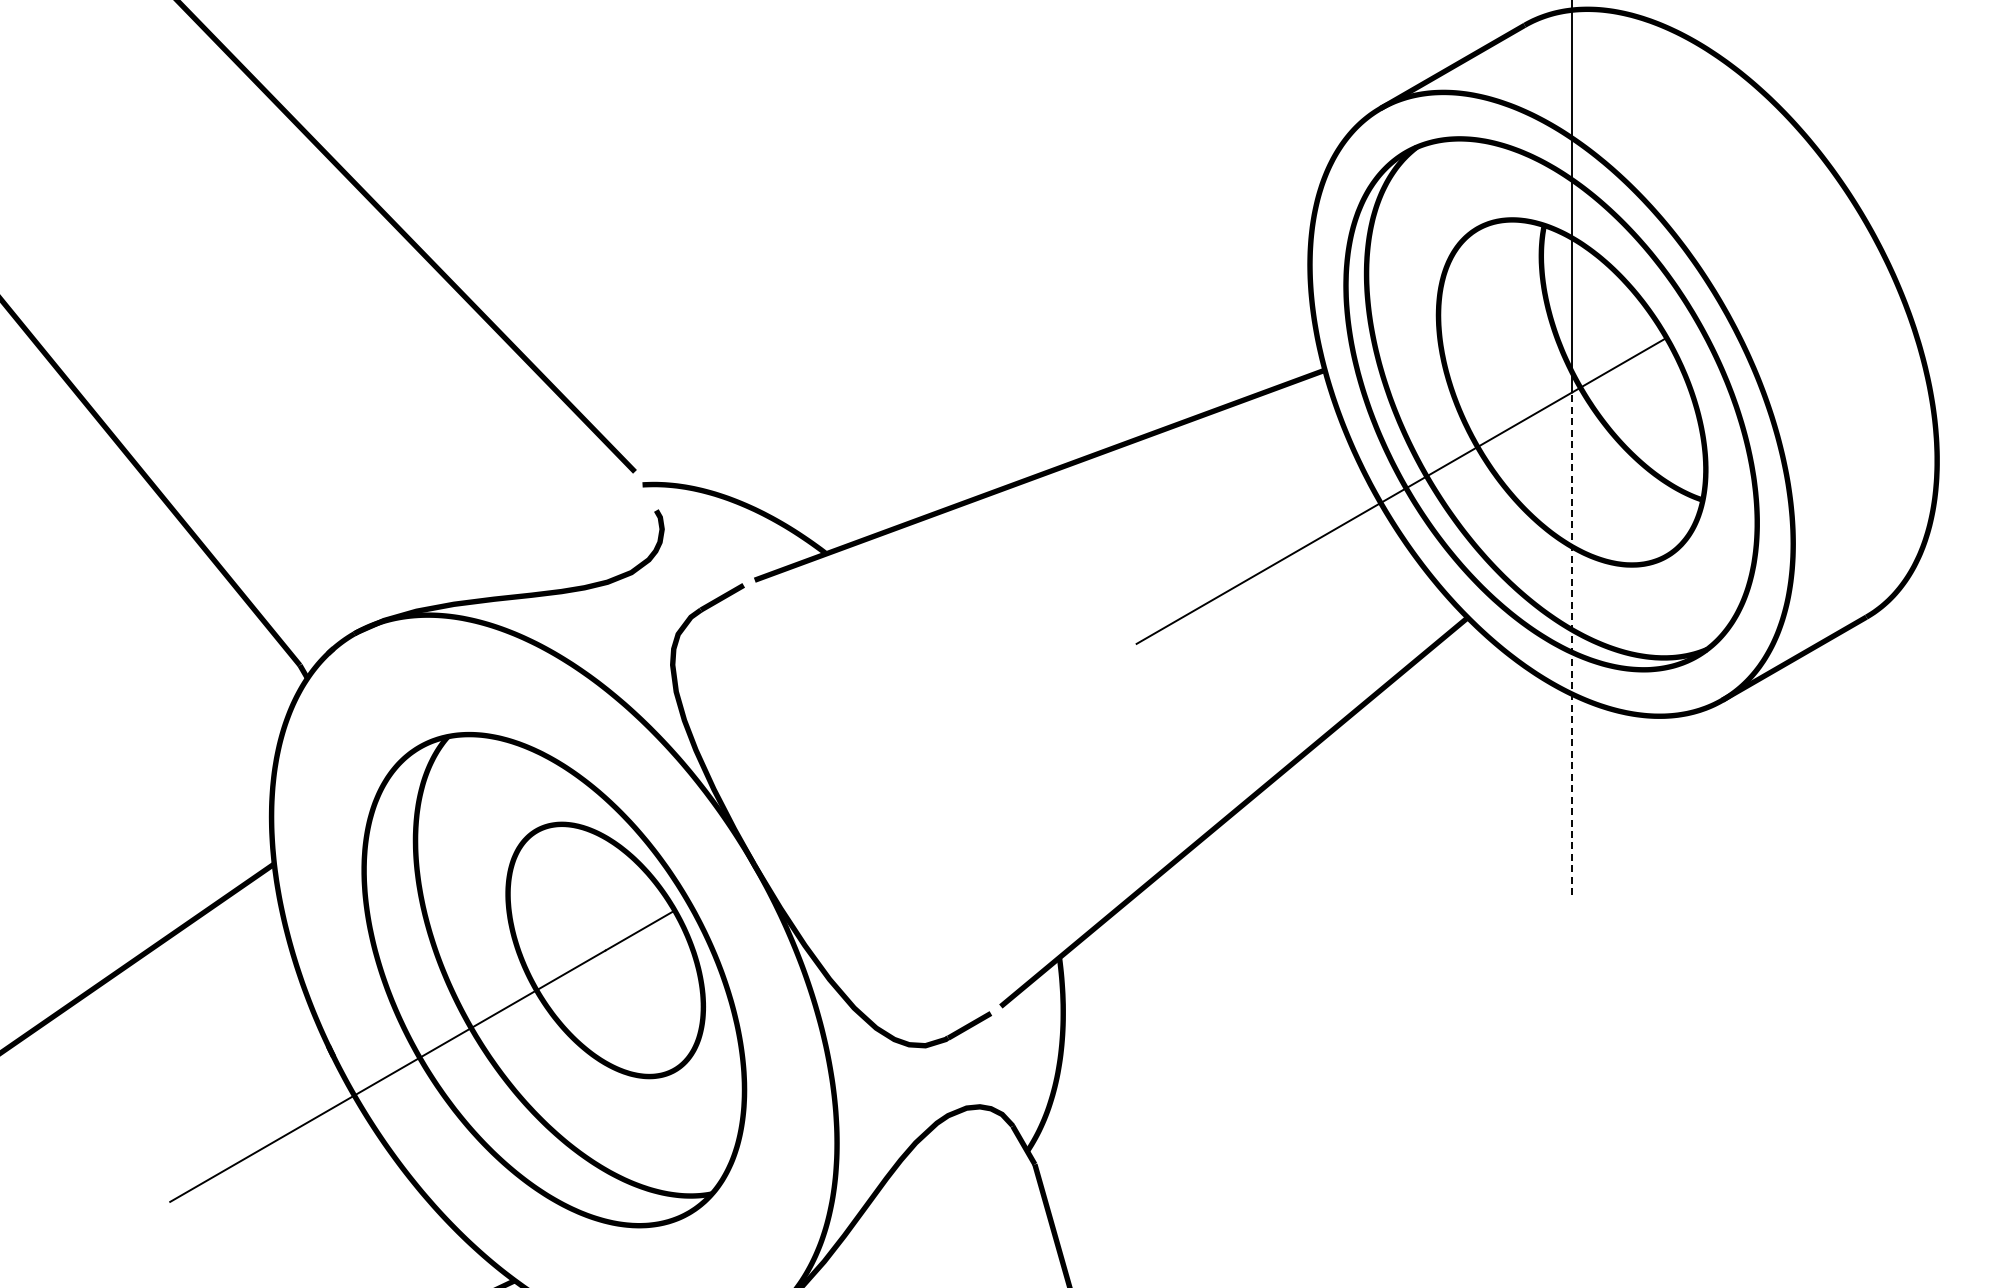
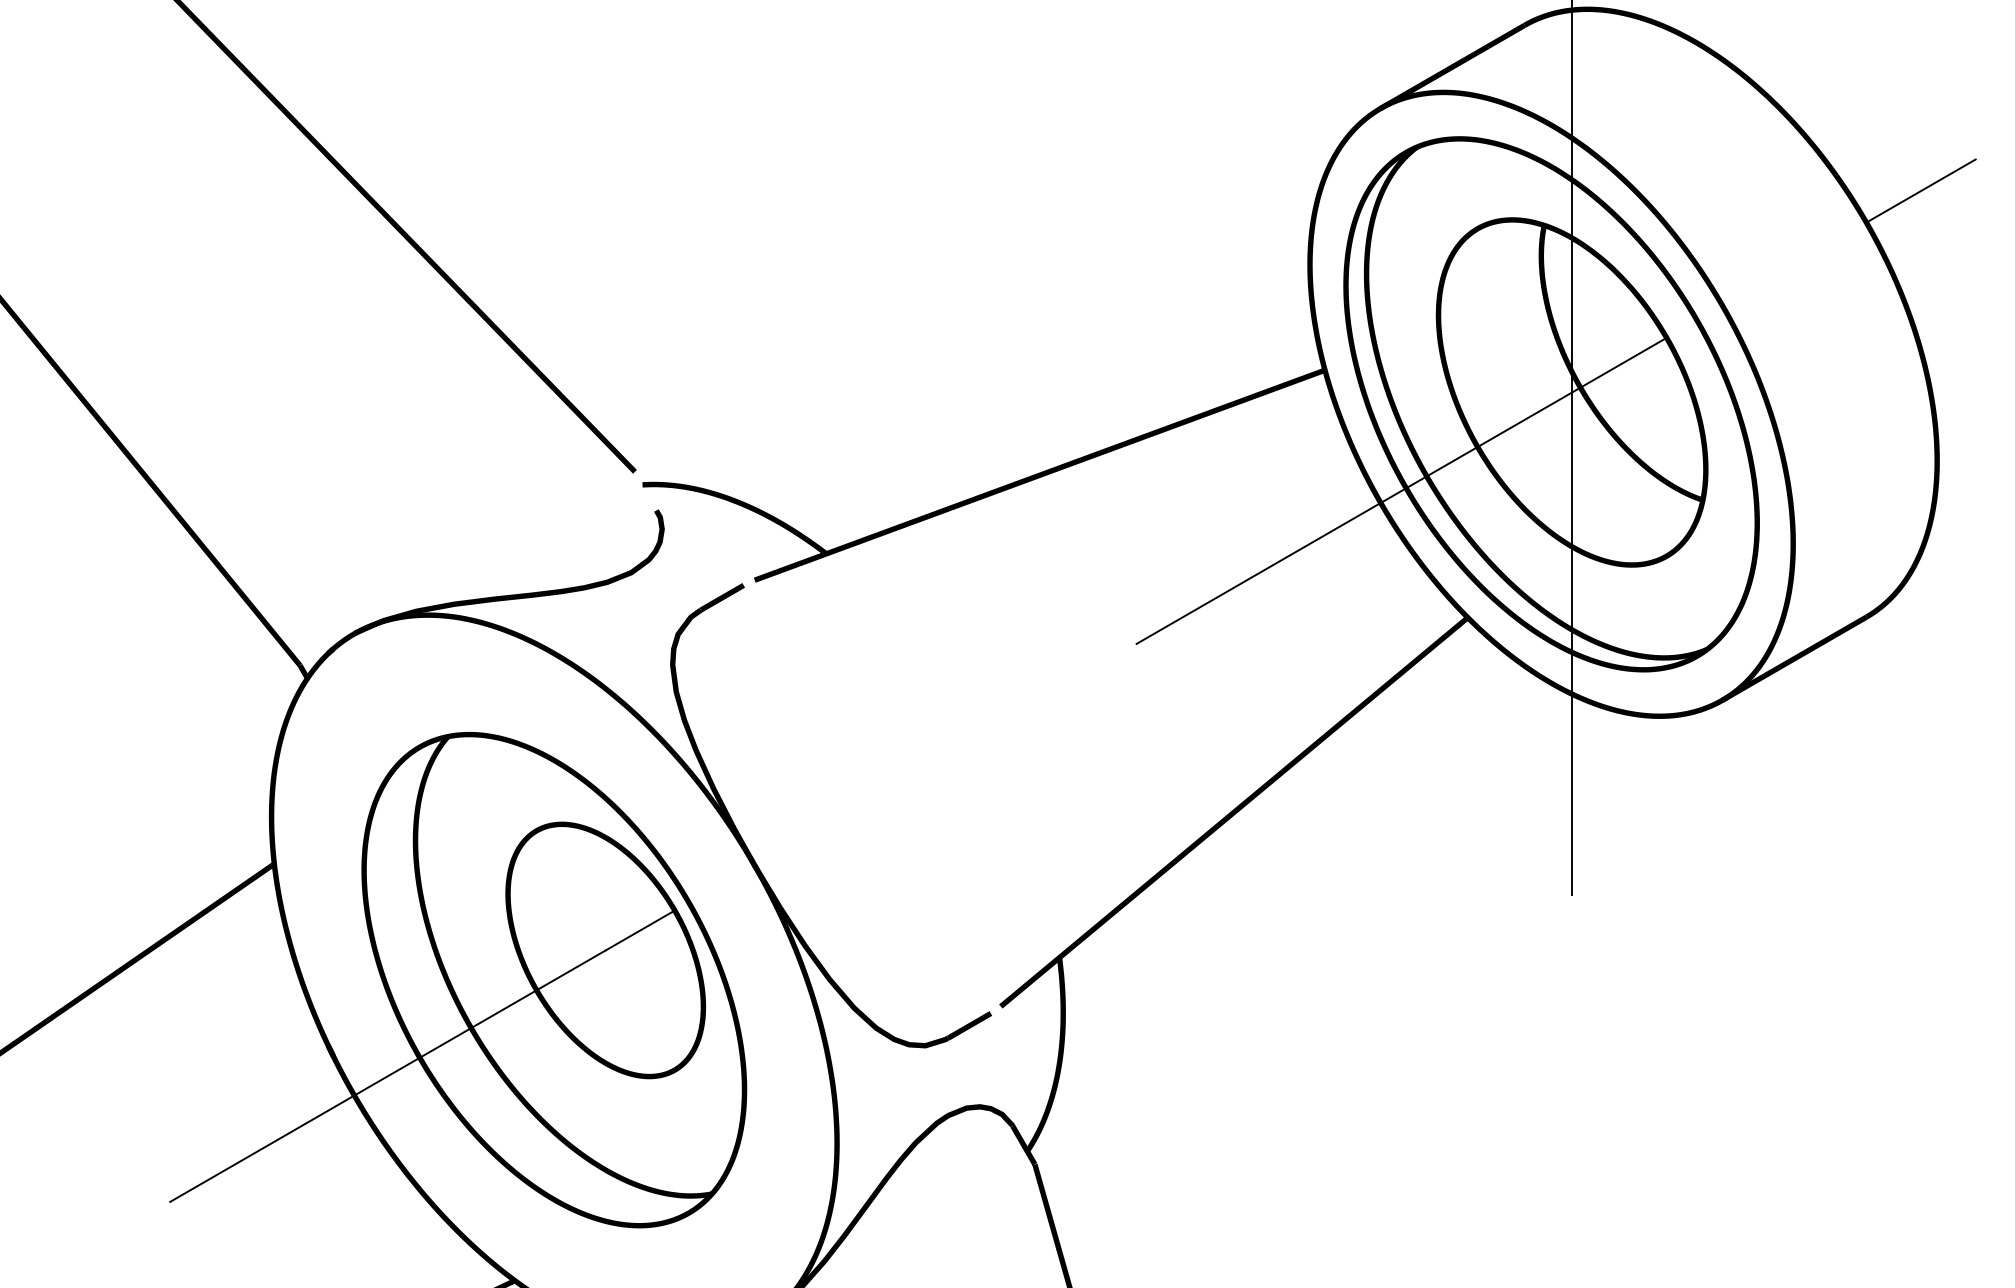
line: none -> present (1920, 190)
line: dashed -> solid (1572, 643)
